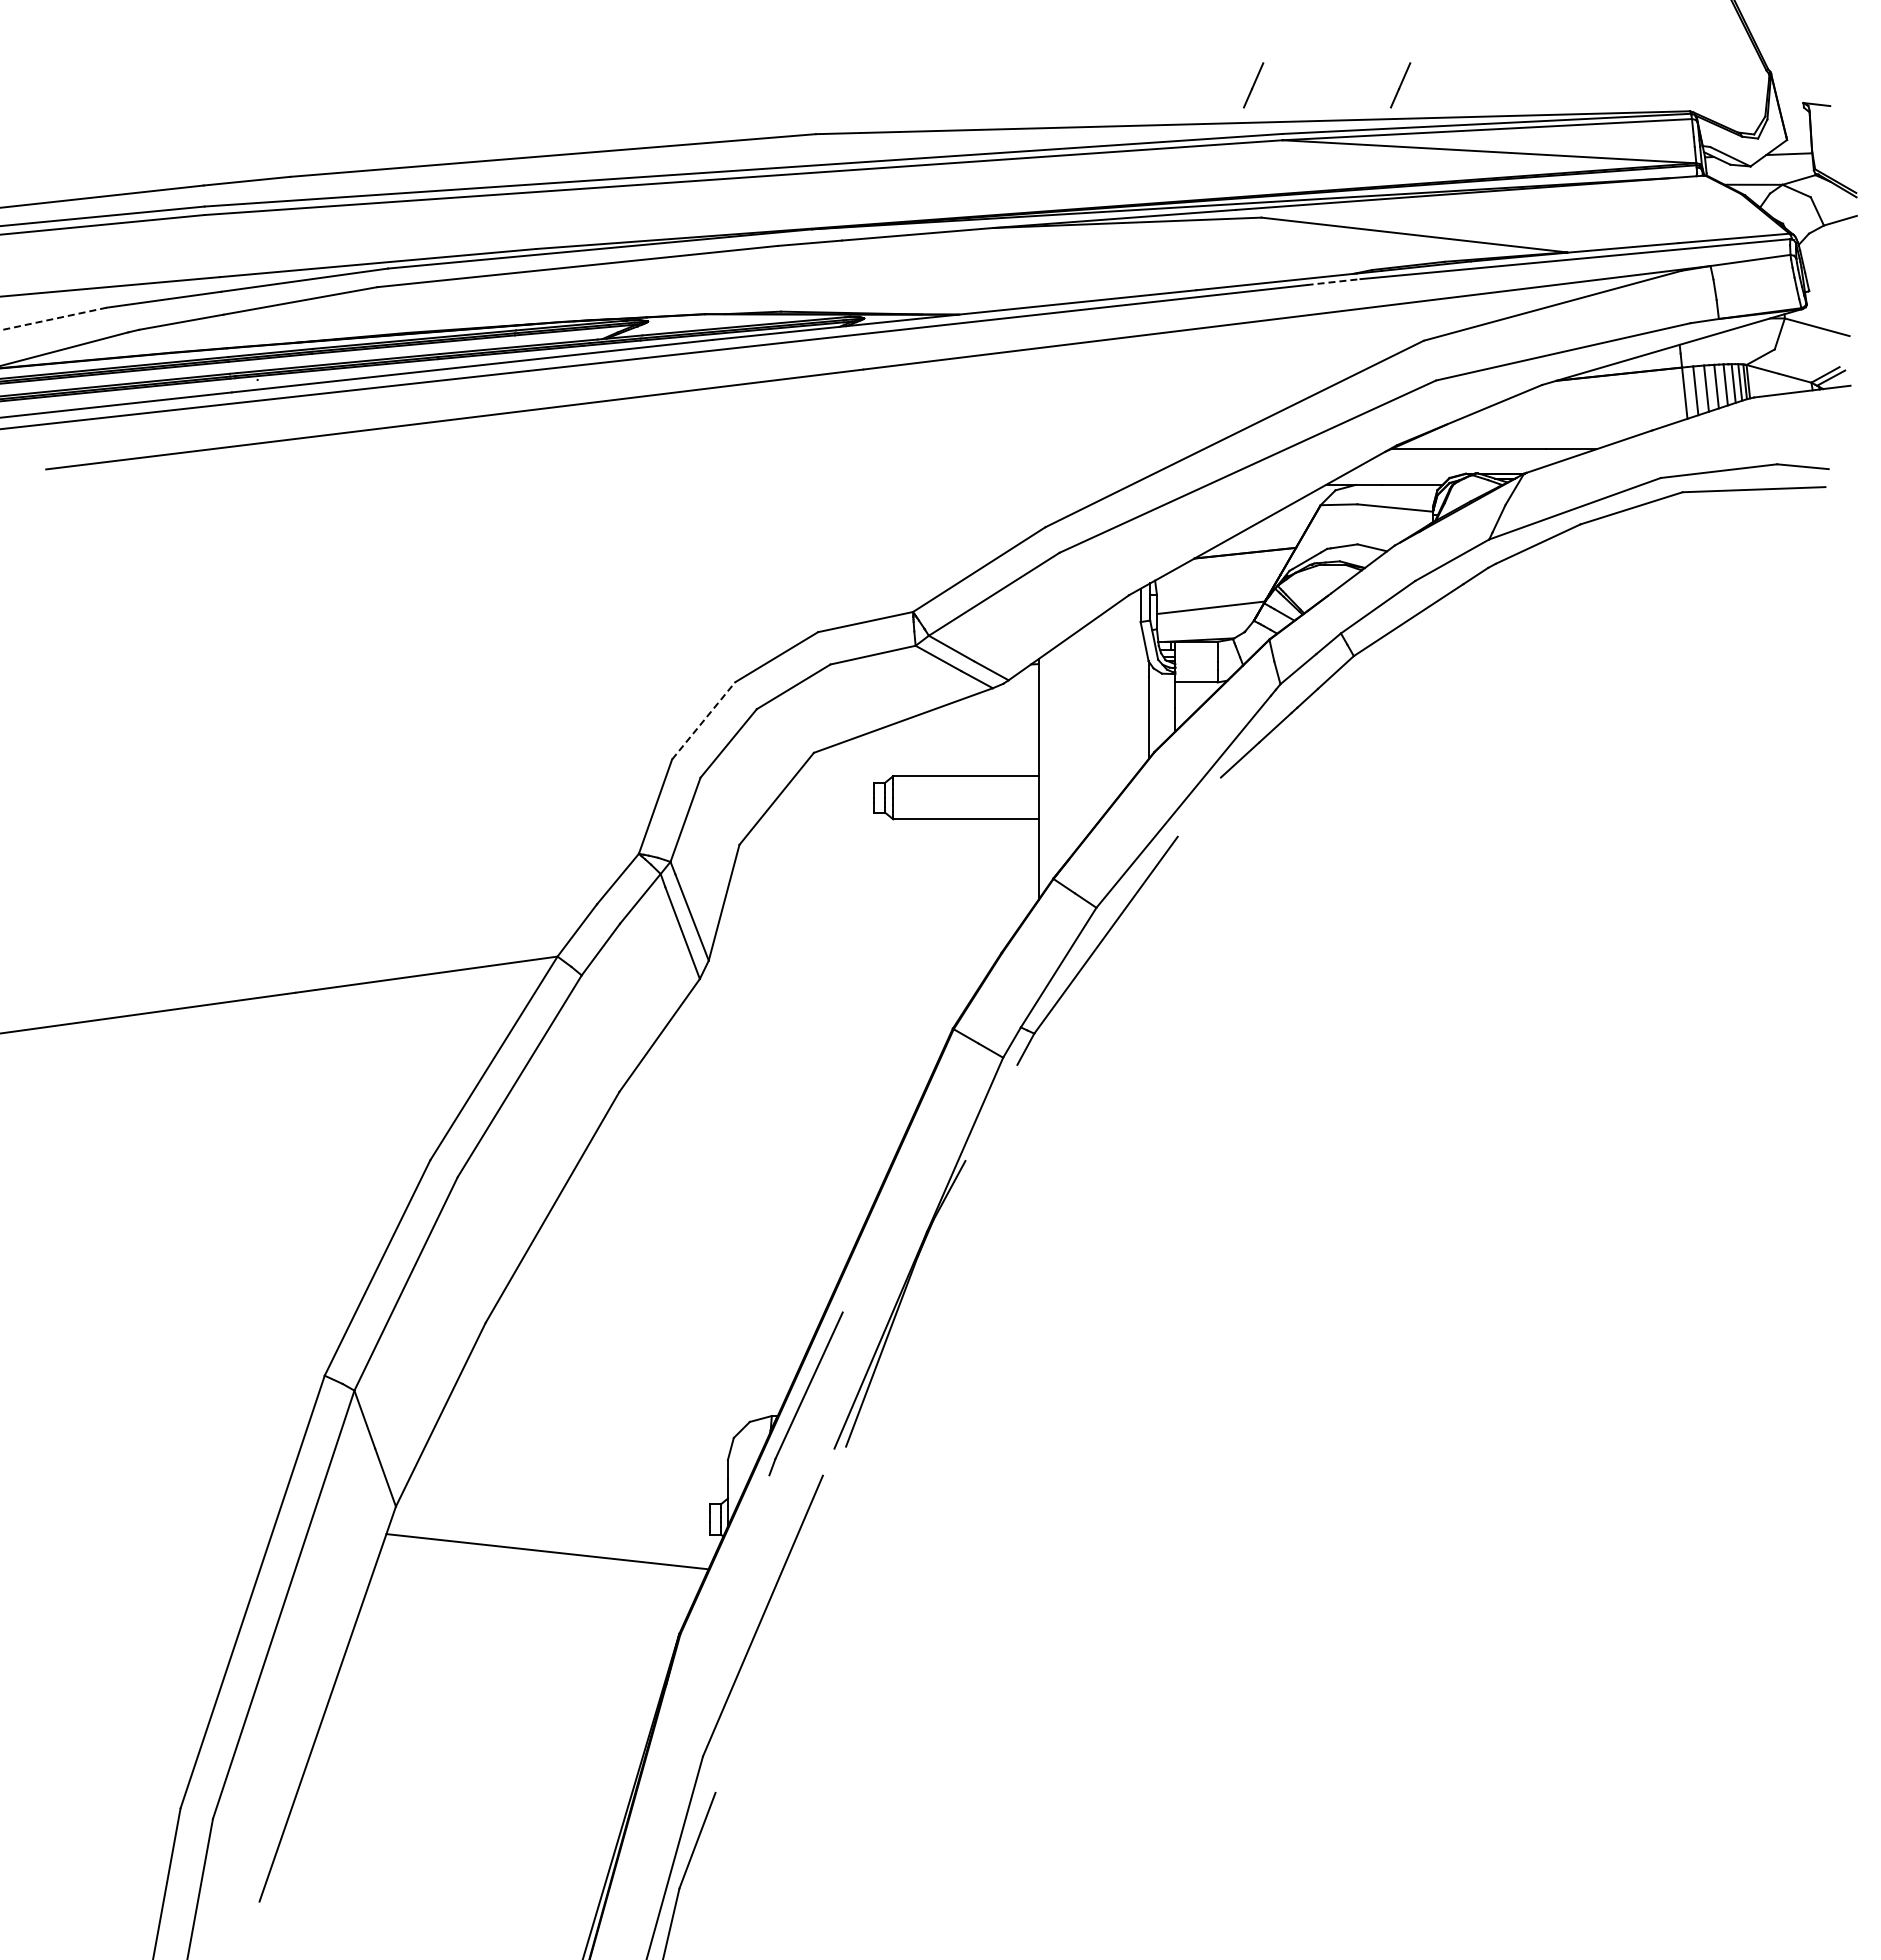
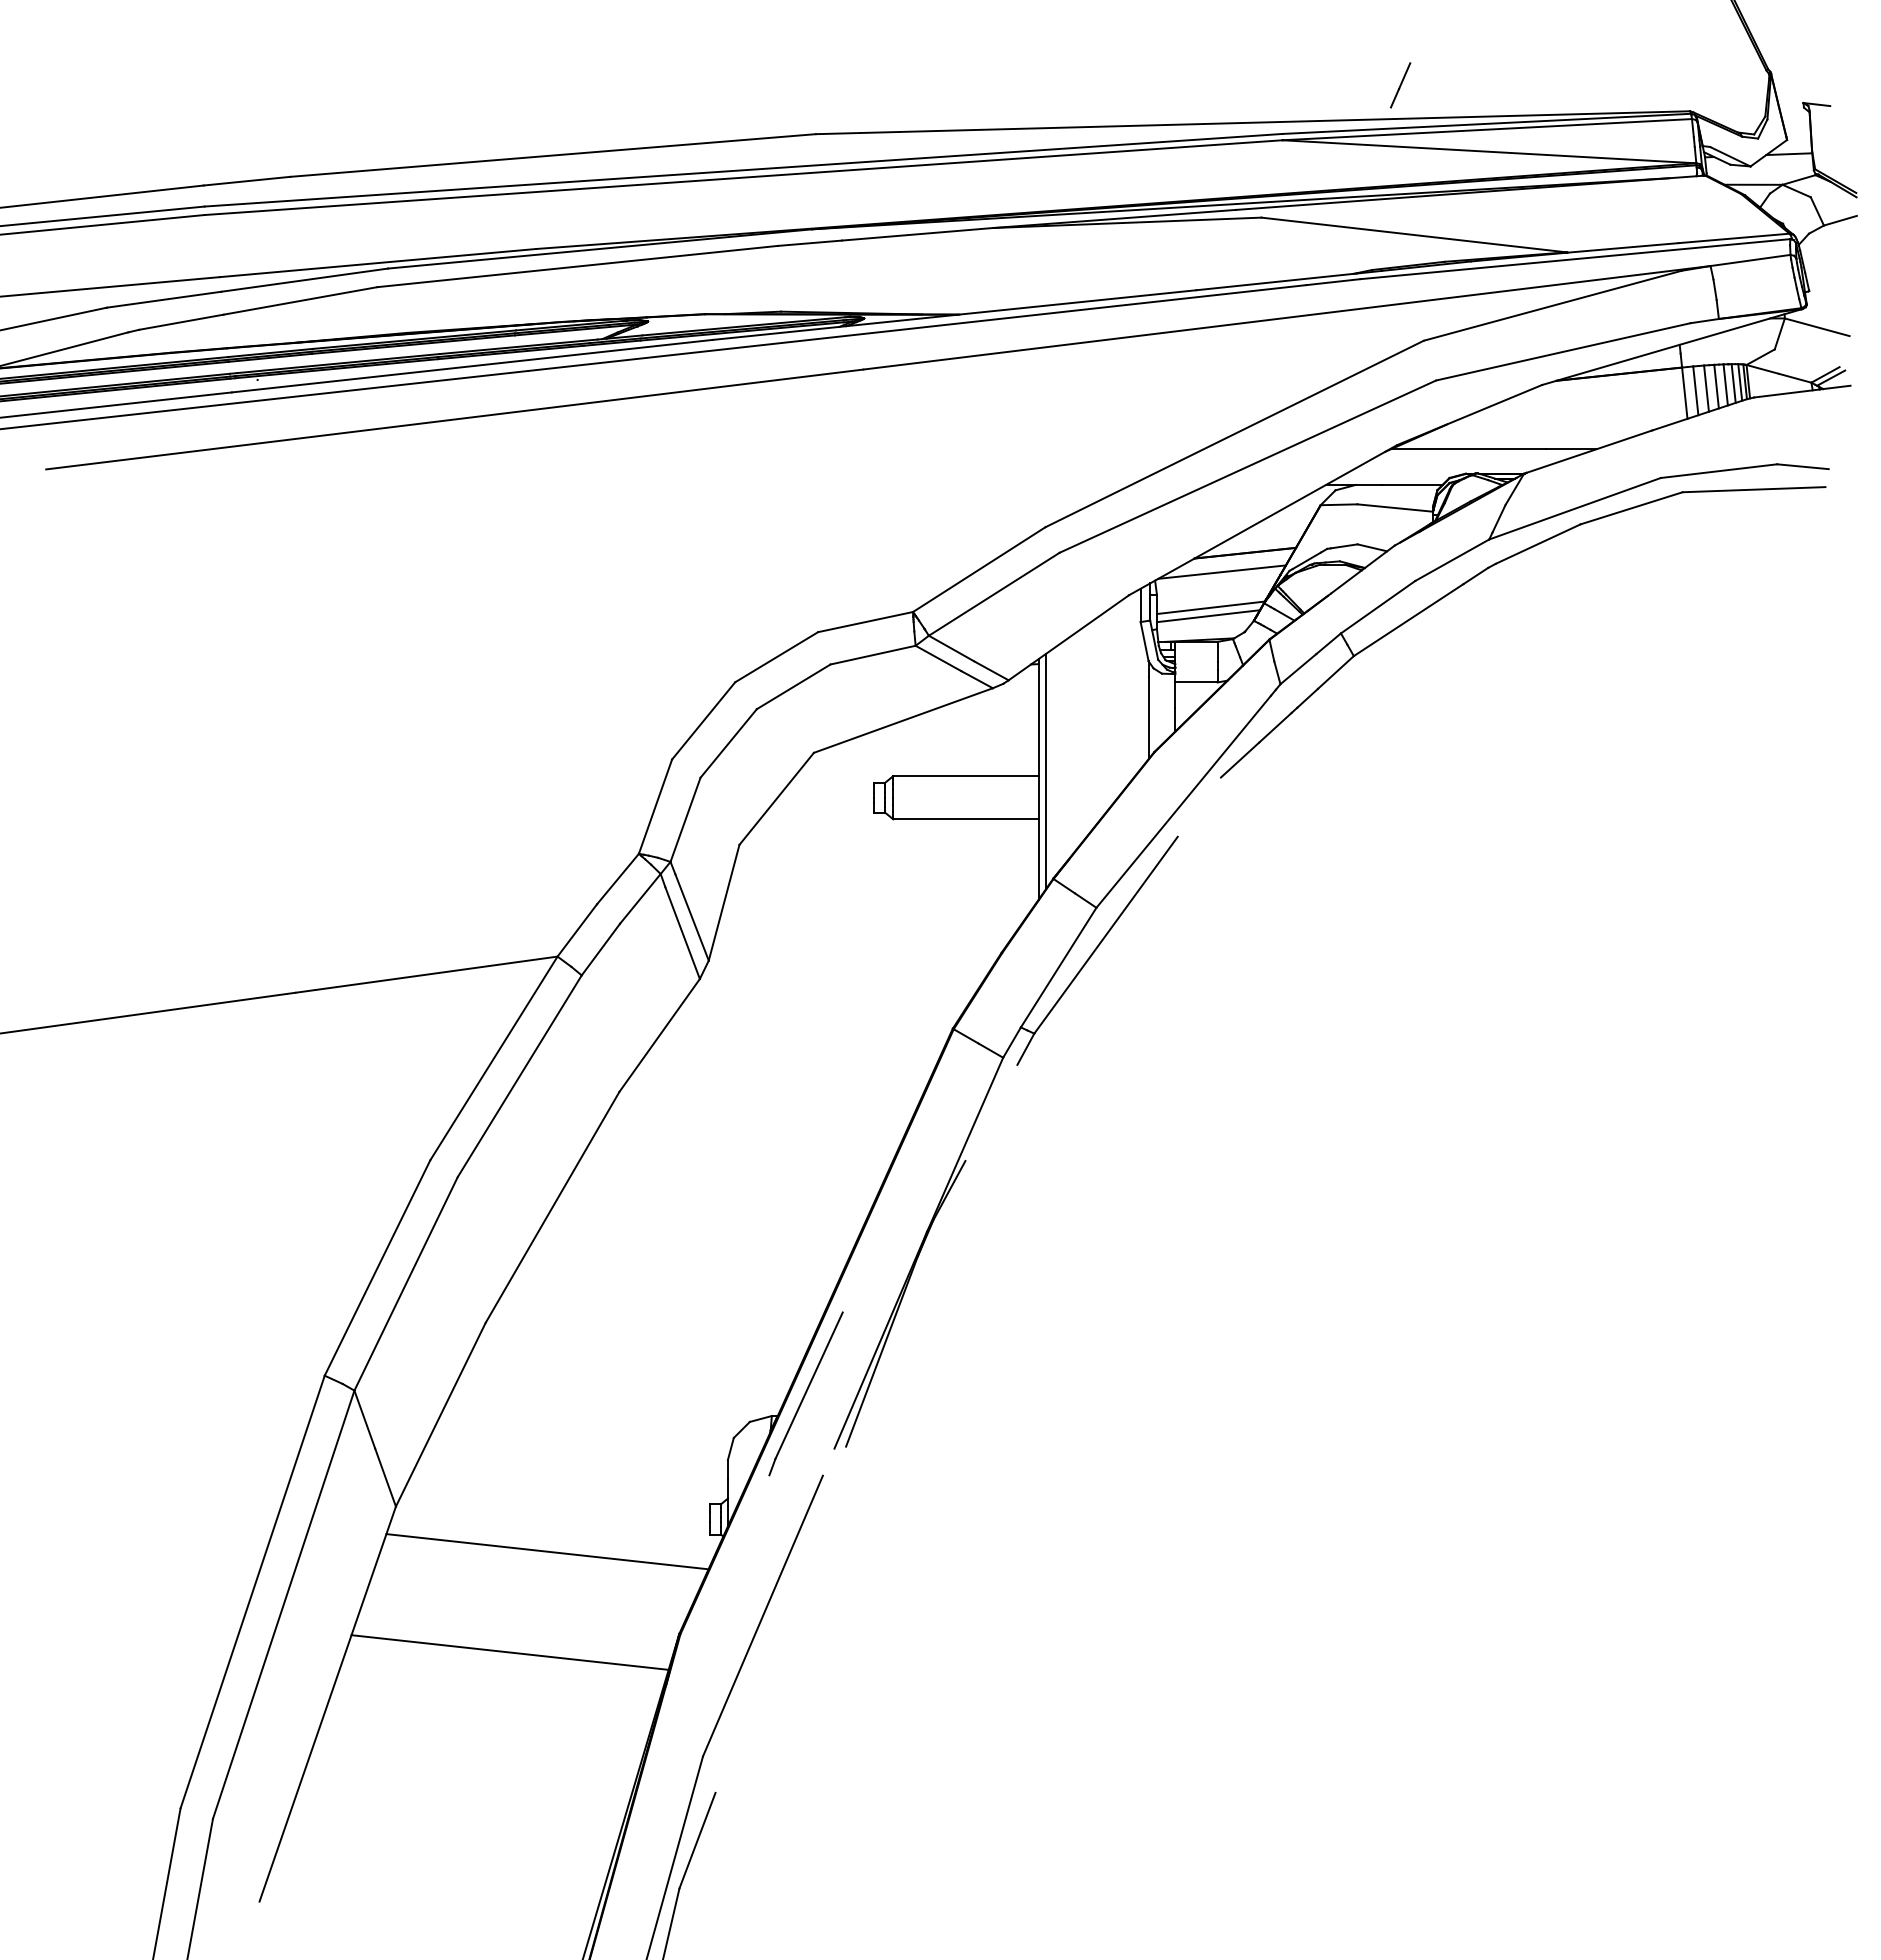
line: present -> none (1253, 85)
line: dashed -> solid (1334, 282)
line: dashed -> solid (53, 319)
line: none -> present (1221, 571)
line: none -> present (1208, 616)
line: dashed -> solid (703, 720)
line: none -> present (1045, 771)
line: none -> present (509, 1652)
